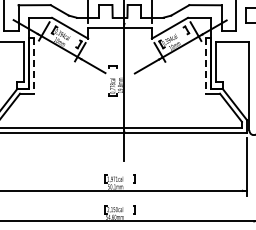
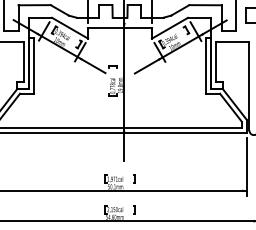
line: dashed -> solid (33, 66)
line: dashed -> solid (206, 66)
